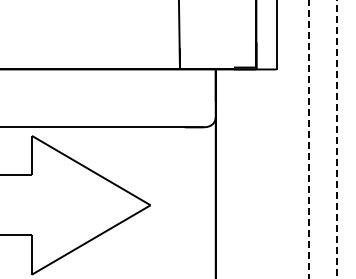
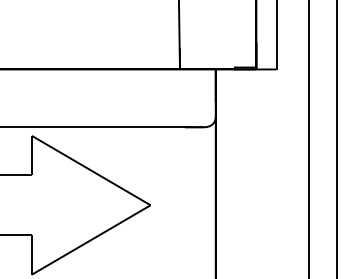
line: dashed -> solid (309, 139)
line: dashed -> solid (337, 139)
